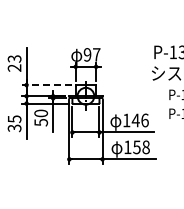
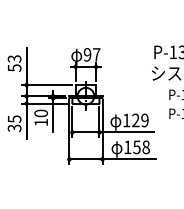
text: 23 -> 53 (14, 67)
line: dashed -> solid (46, 85)
text: 146 -> 129 (139, 120)
text: 50 -> 10 (41, 122)
